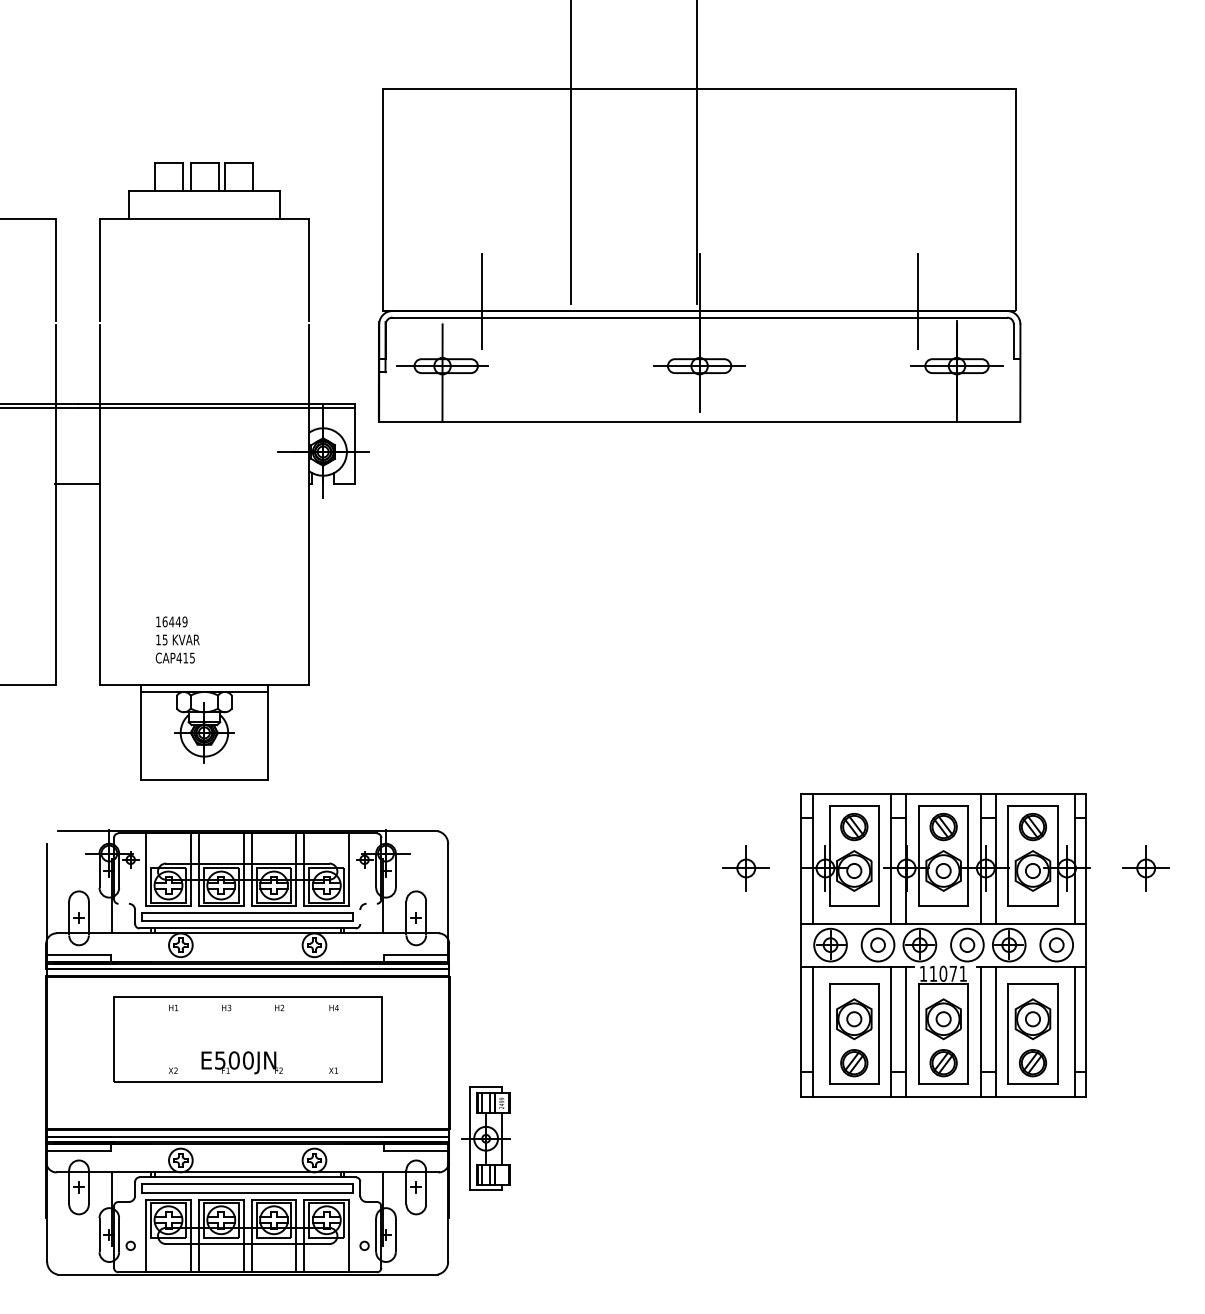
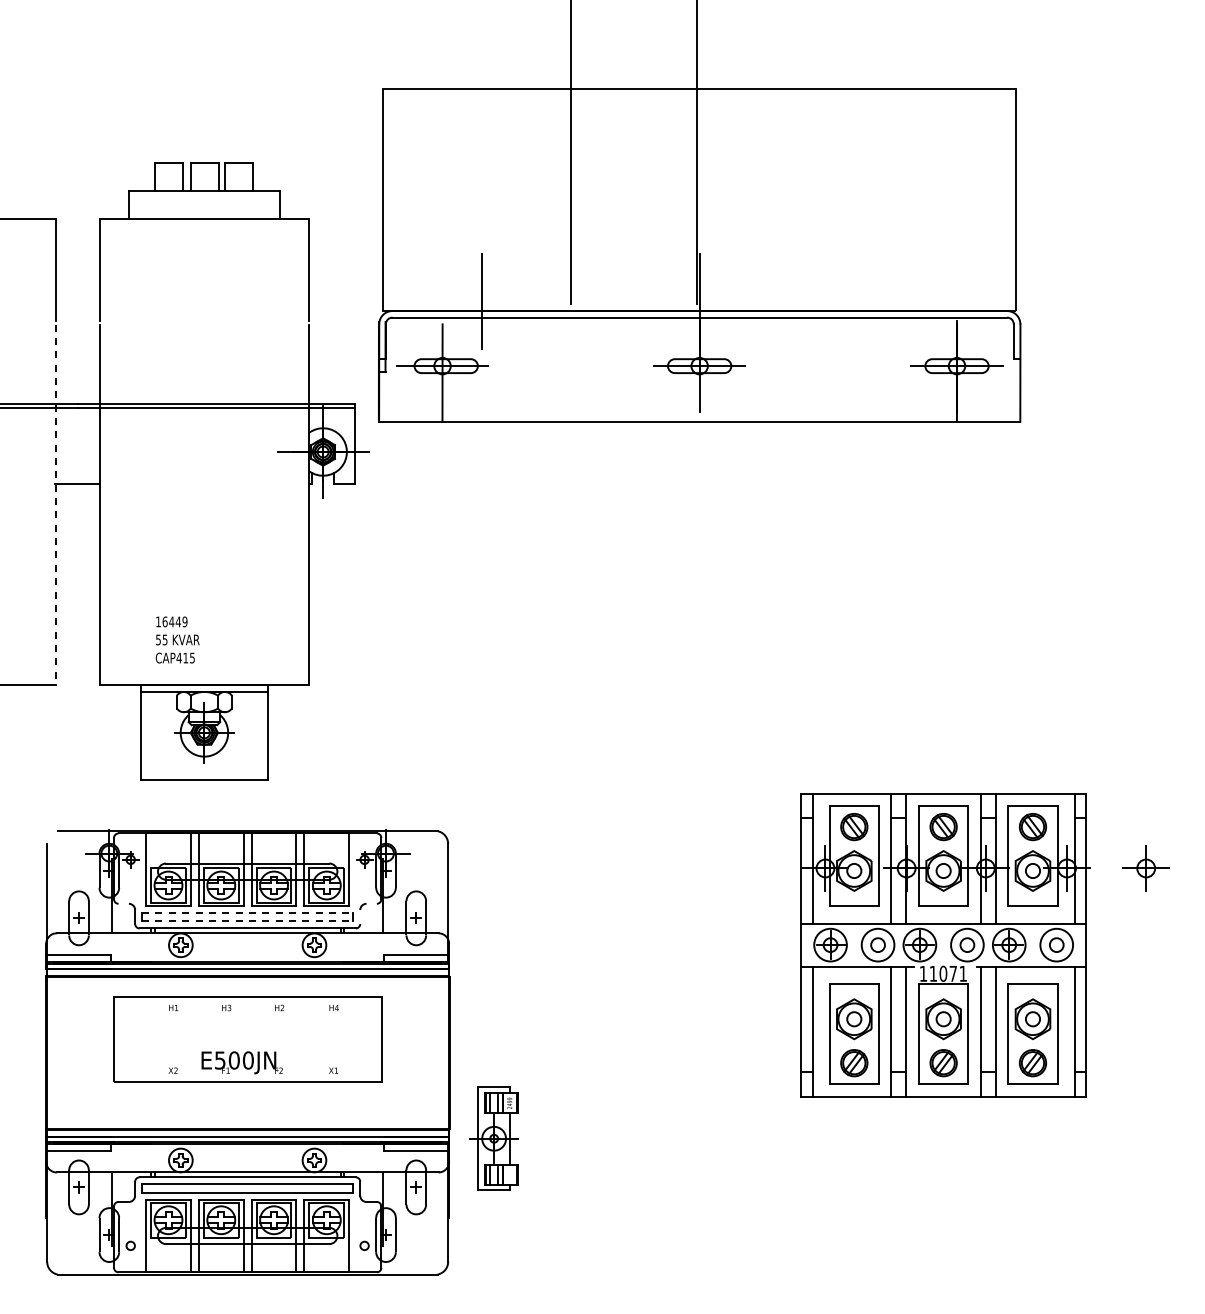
line: present -> none (917, 301)
line: solid -> dashed (55, 505)
text: 15 -> 55 (158, 639)
part: present -> none (745, 868)
line: solid -> dashed (247, 912)
line: solid -> dashed (247, 921)
part position: (485, 1138) -> (493, 1138) (493, 1138)
